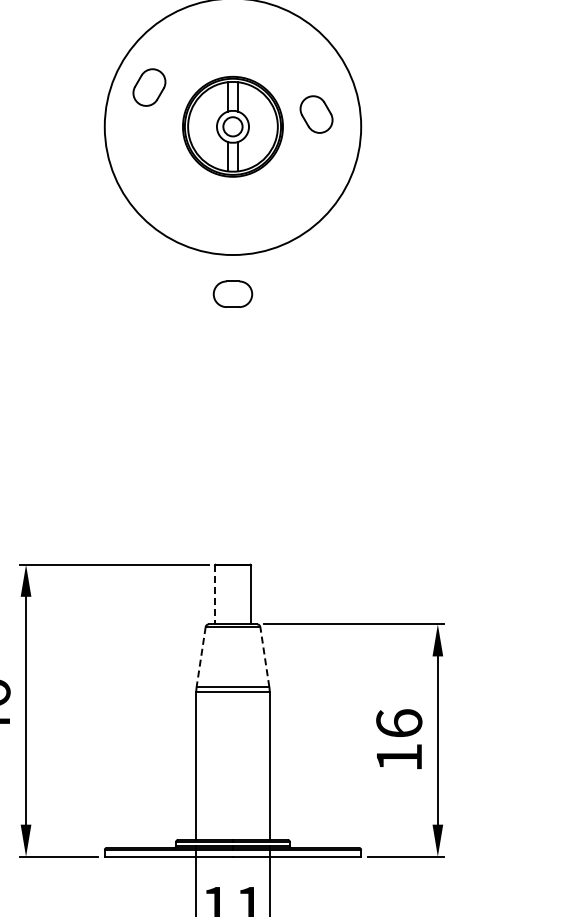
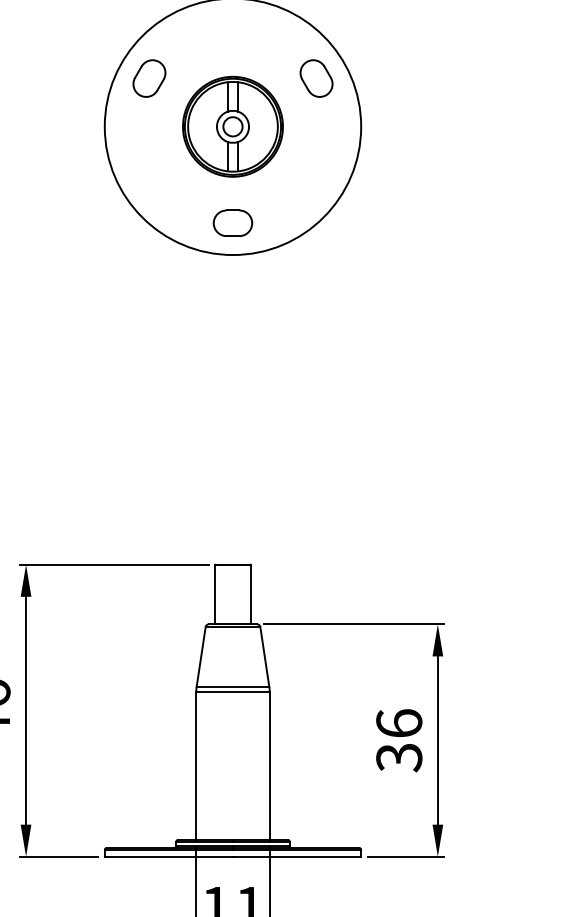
part position: (149, 87) -> (149, 78) (149, 78)
part position: (316, 114) -> (316, 78) (316, 78)
part position: (232, 293) -> (232, 222) (232, 222)
line: dashed -> solid (215, 595)
line: dashed -> solid (264, 656)
line: dashed -> solid (201, 657)
text: 16 -> 36 (399, 758)
